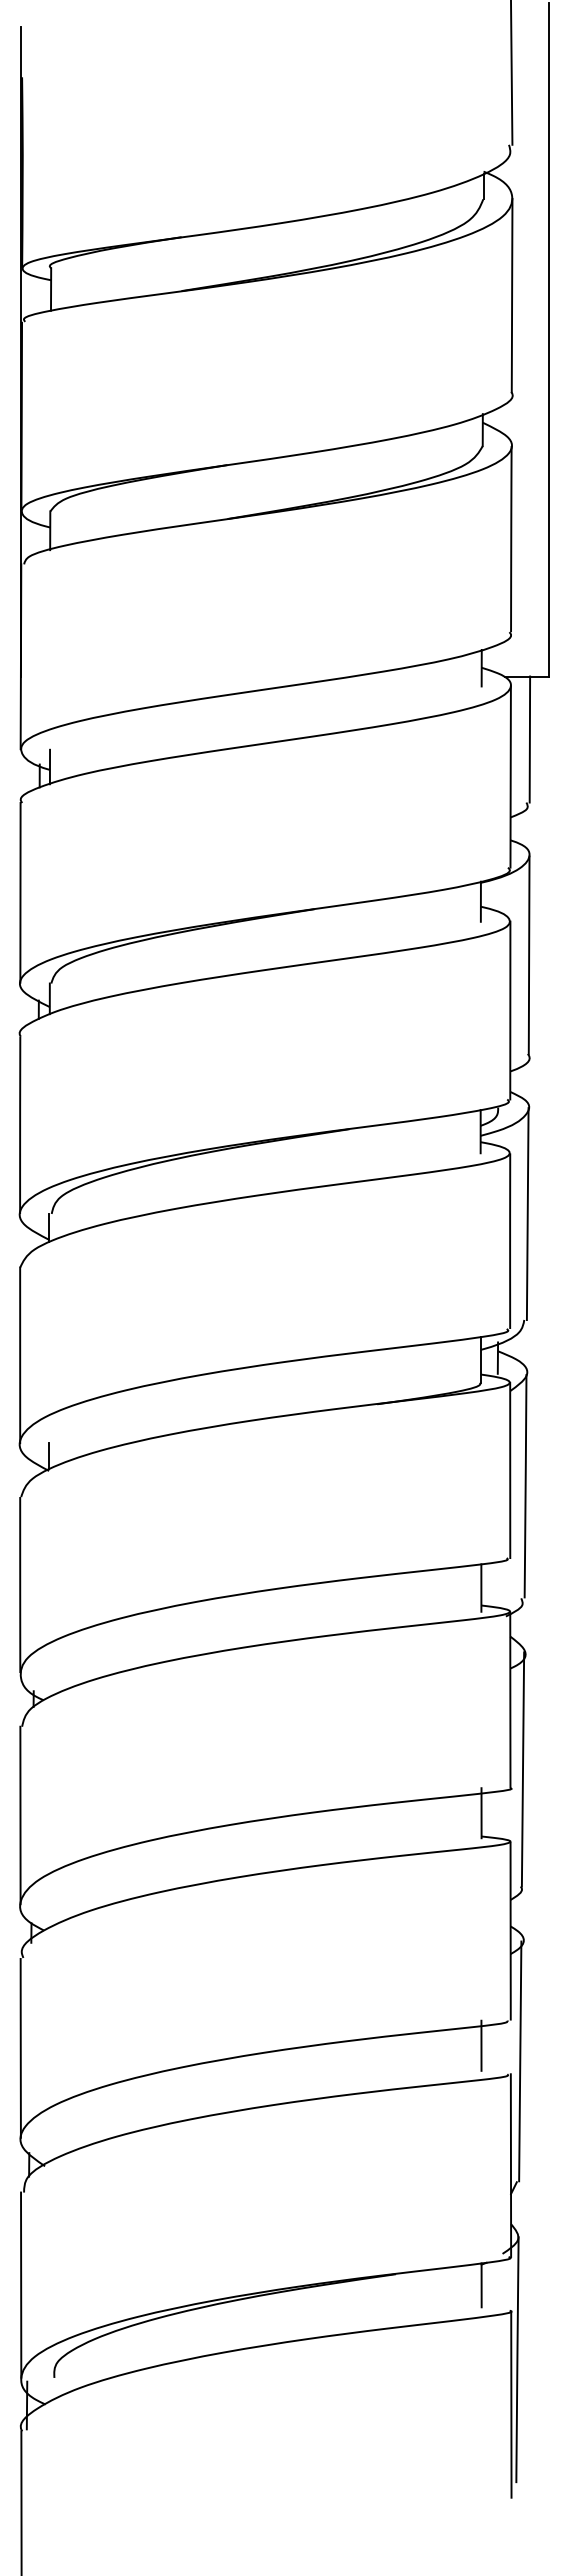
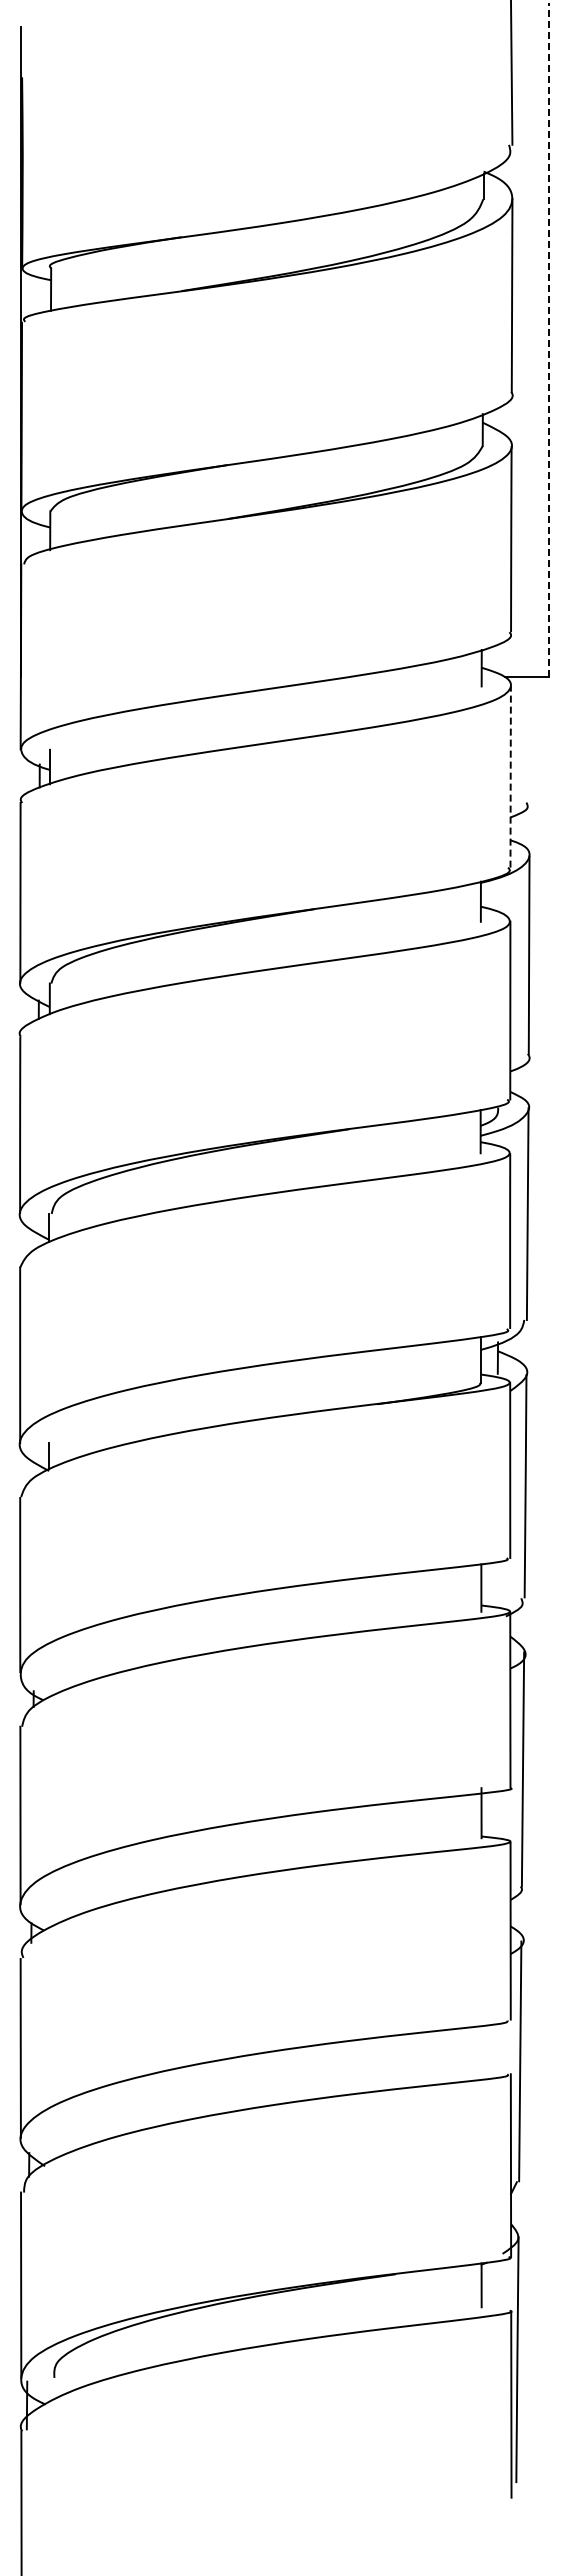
line: solid -> dashed (549, 339)
line: present -> none (529, 739)
line: solid -> dashed (510, 777)
line: present -> none (481, 2045)
